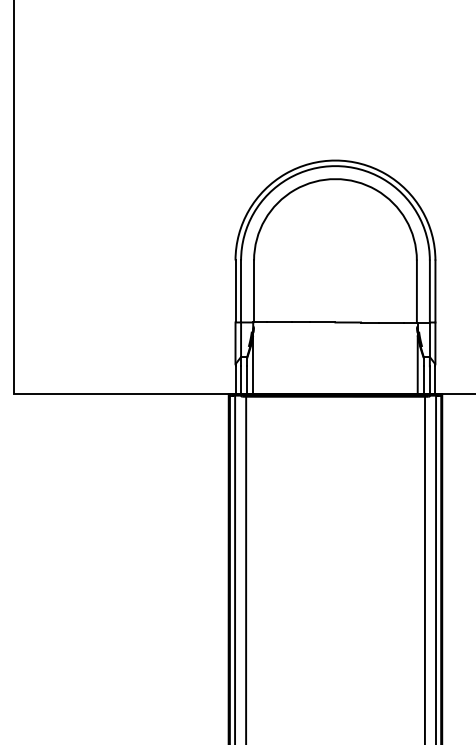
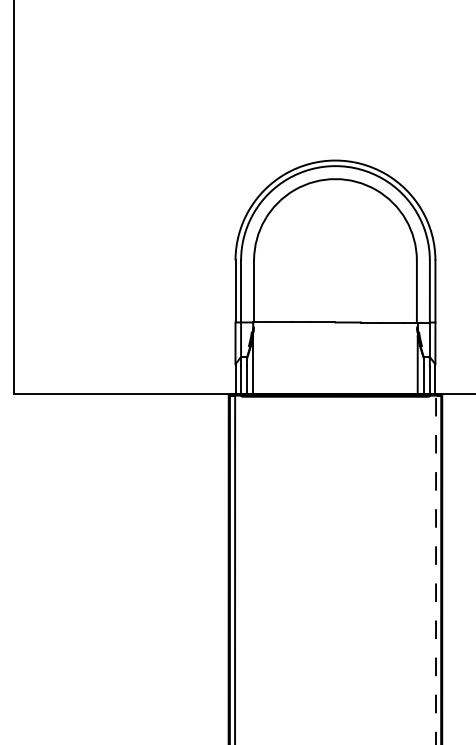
line: present -> none (246, 568)
line: present -> none (424, 568)
line: solid -> dashed (436, 569)
